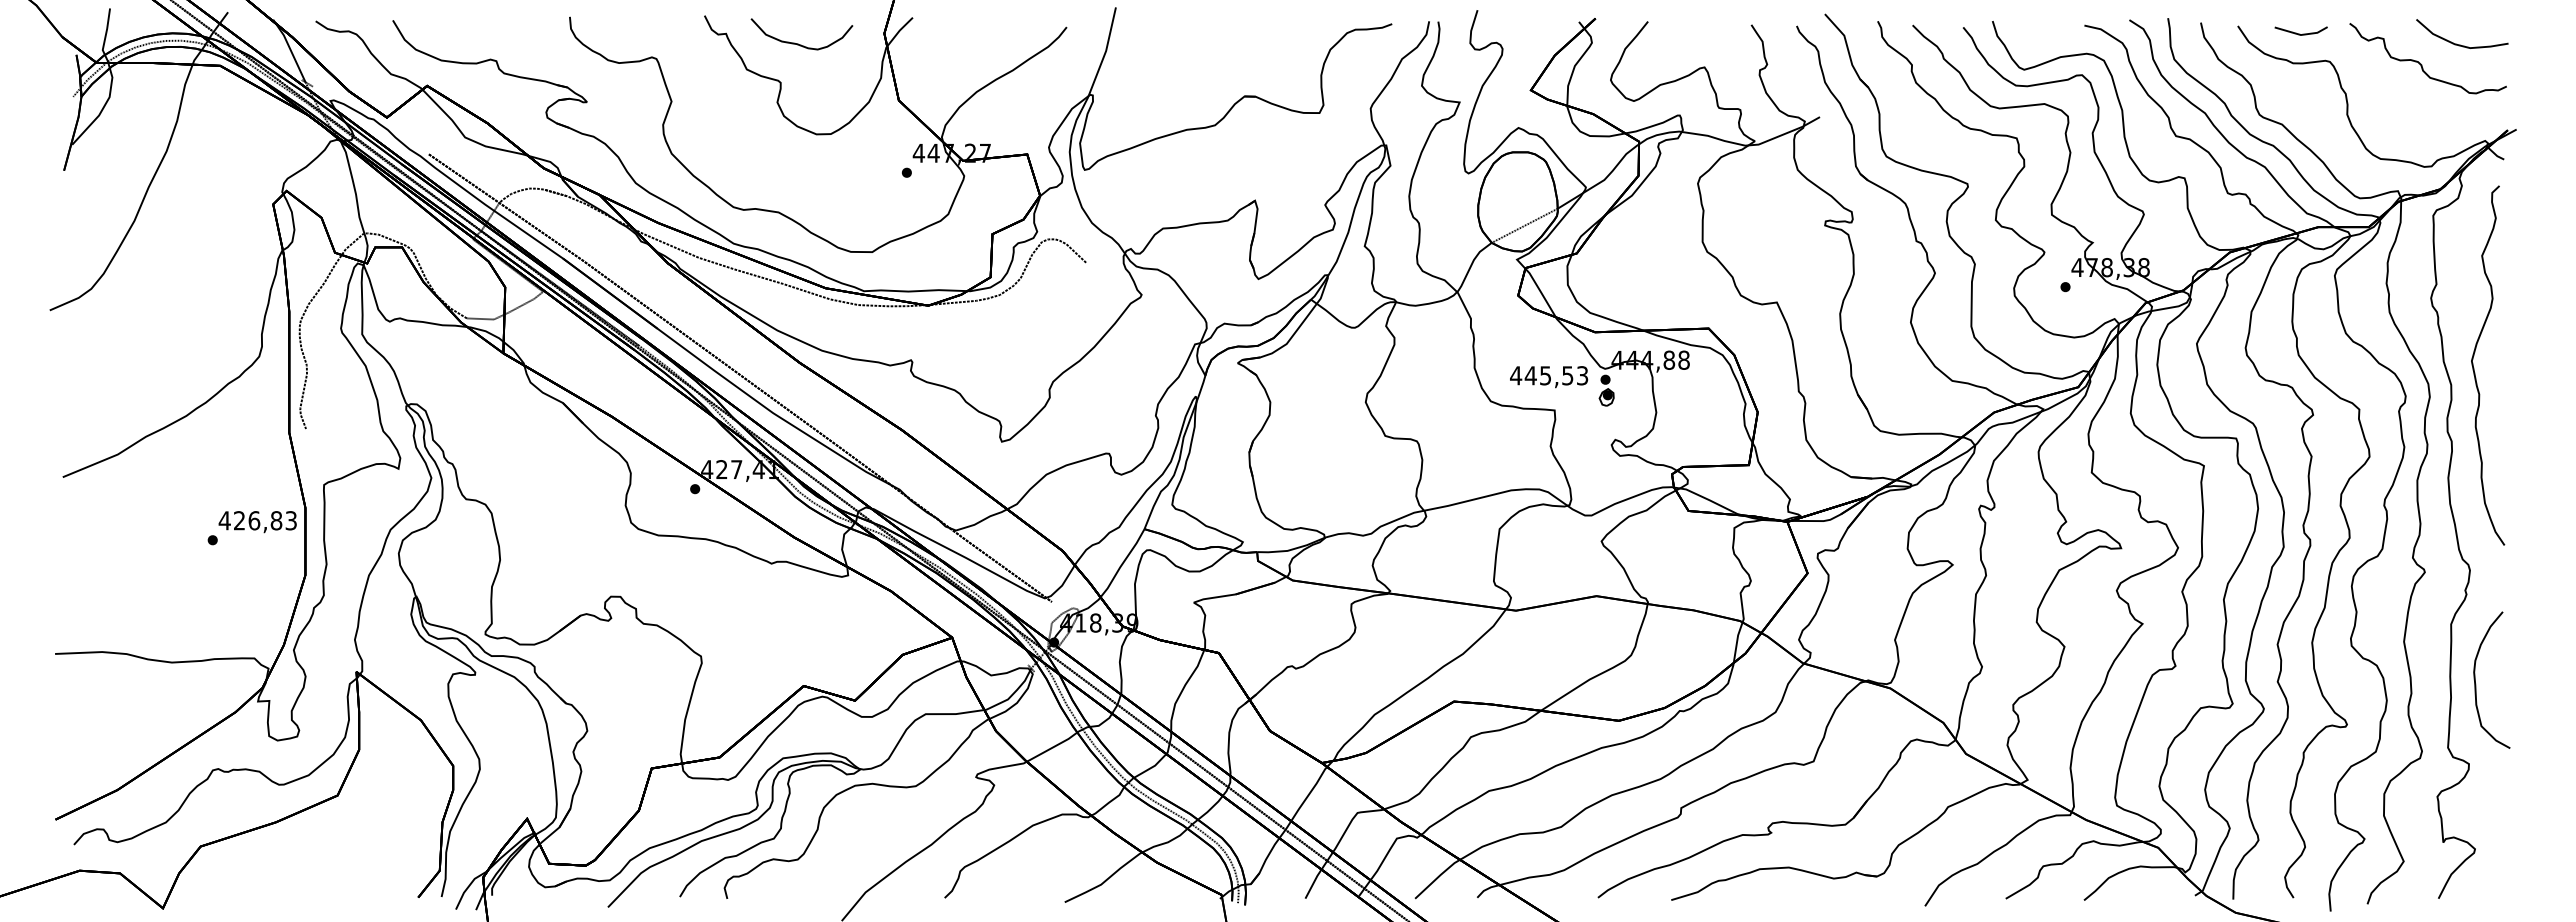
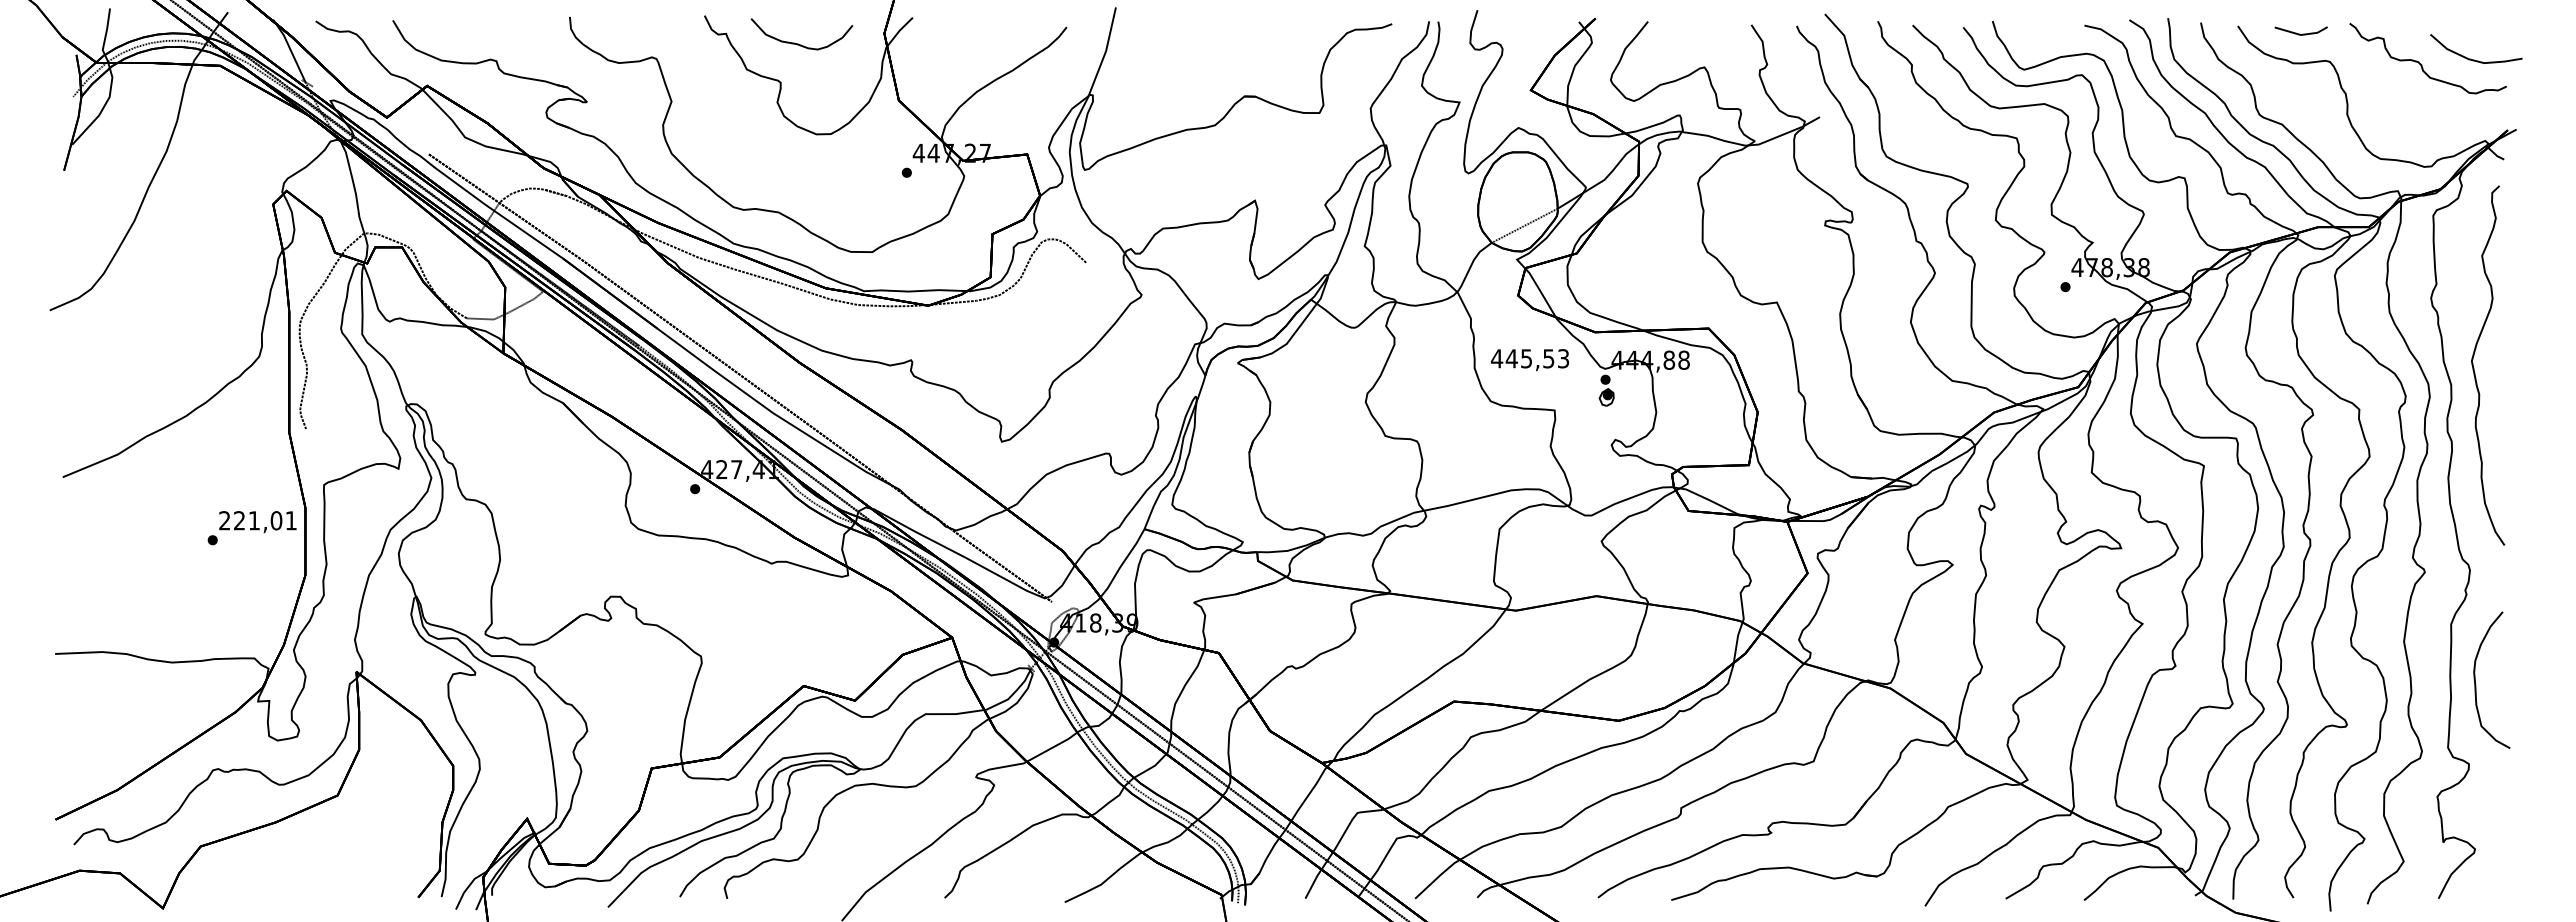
part position: (2460, 44) -> (2474, 59) (2474, 59)
text position: (1549, 377) -> (1530, 360) (1530, 360)
text: 426,83 -> 221,01 (257, 520)
